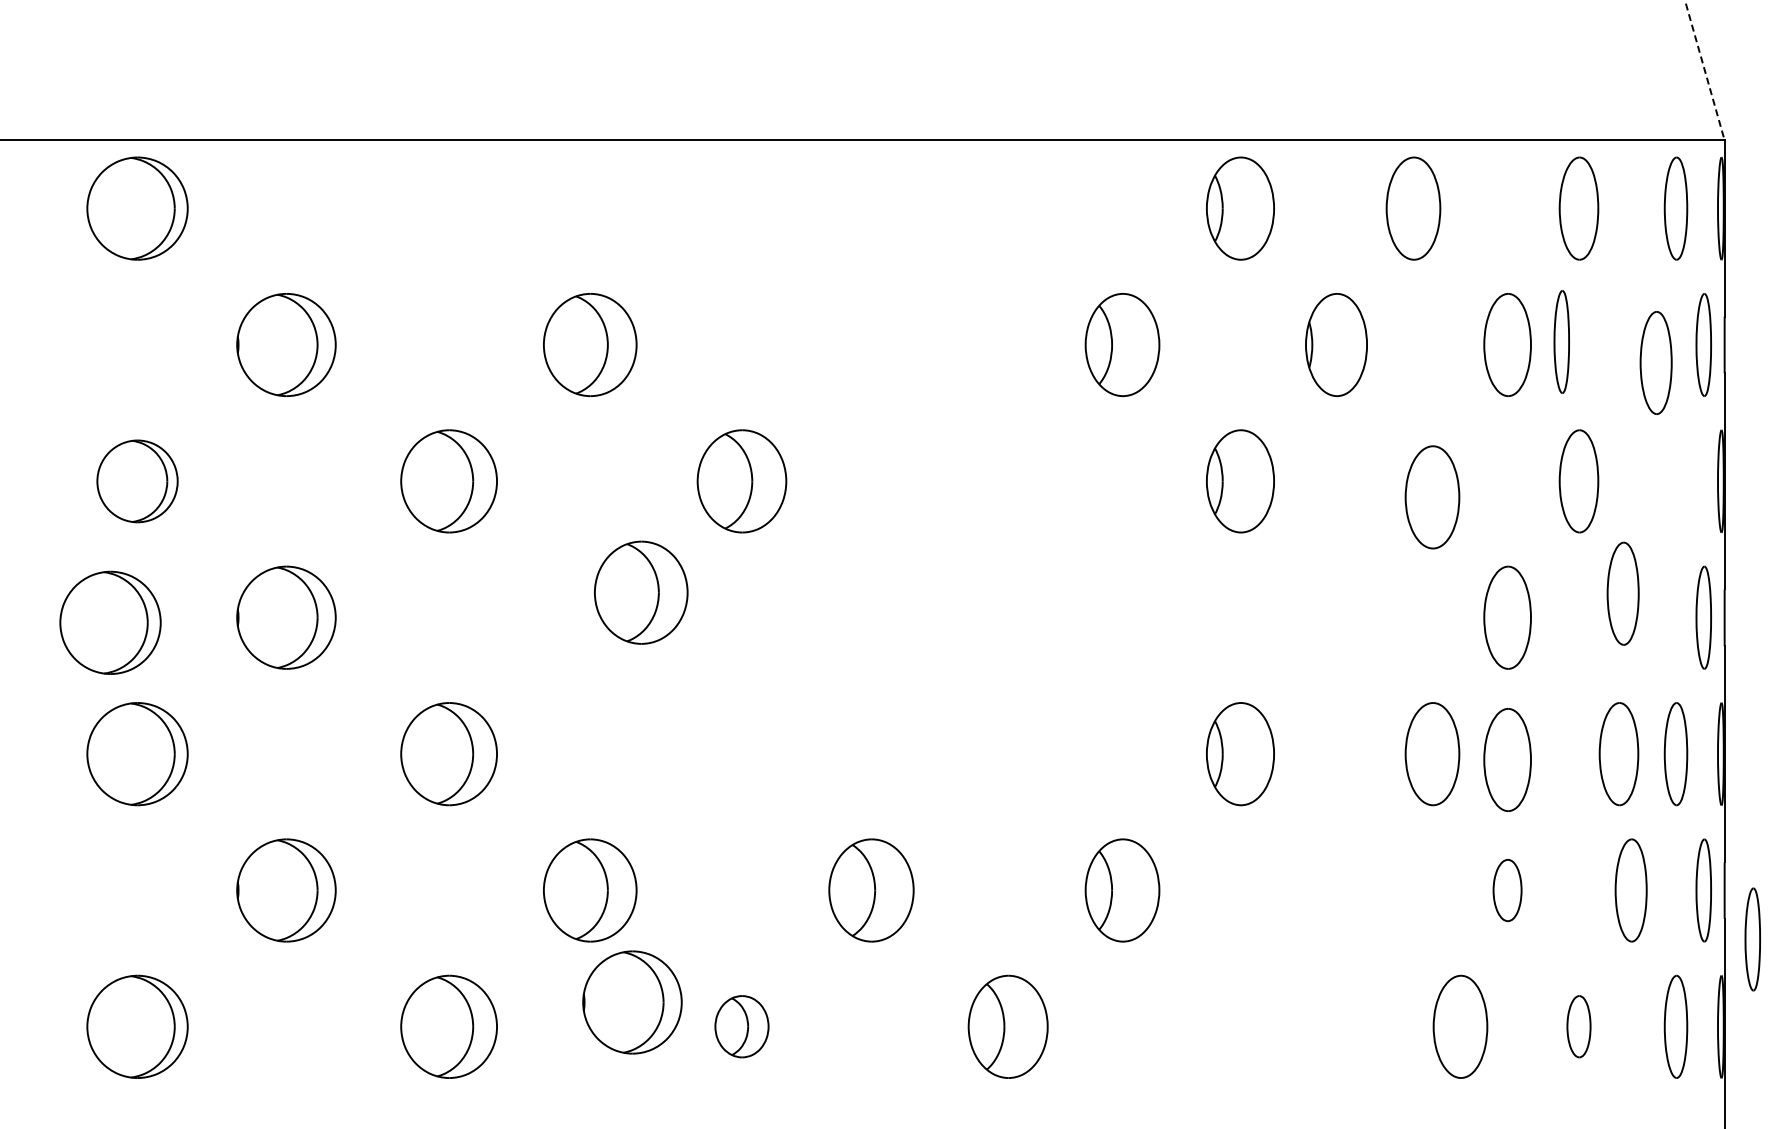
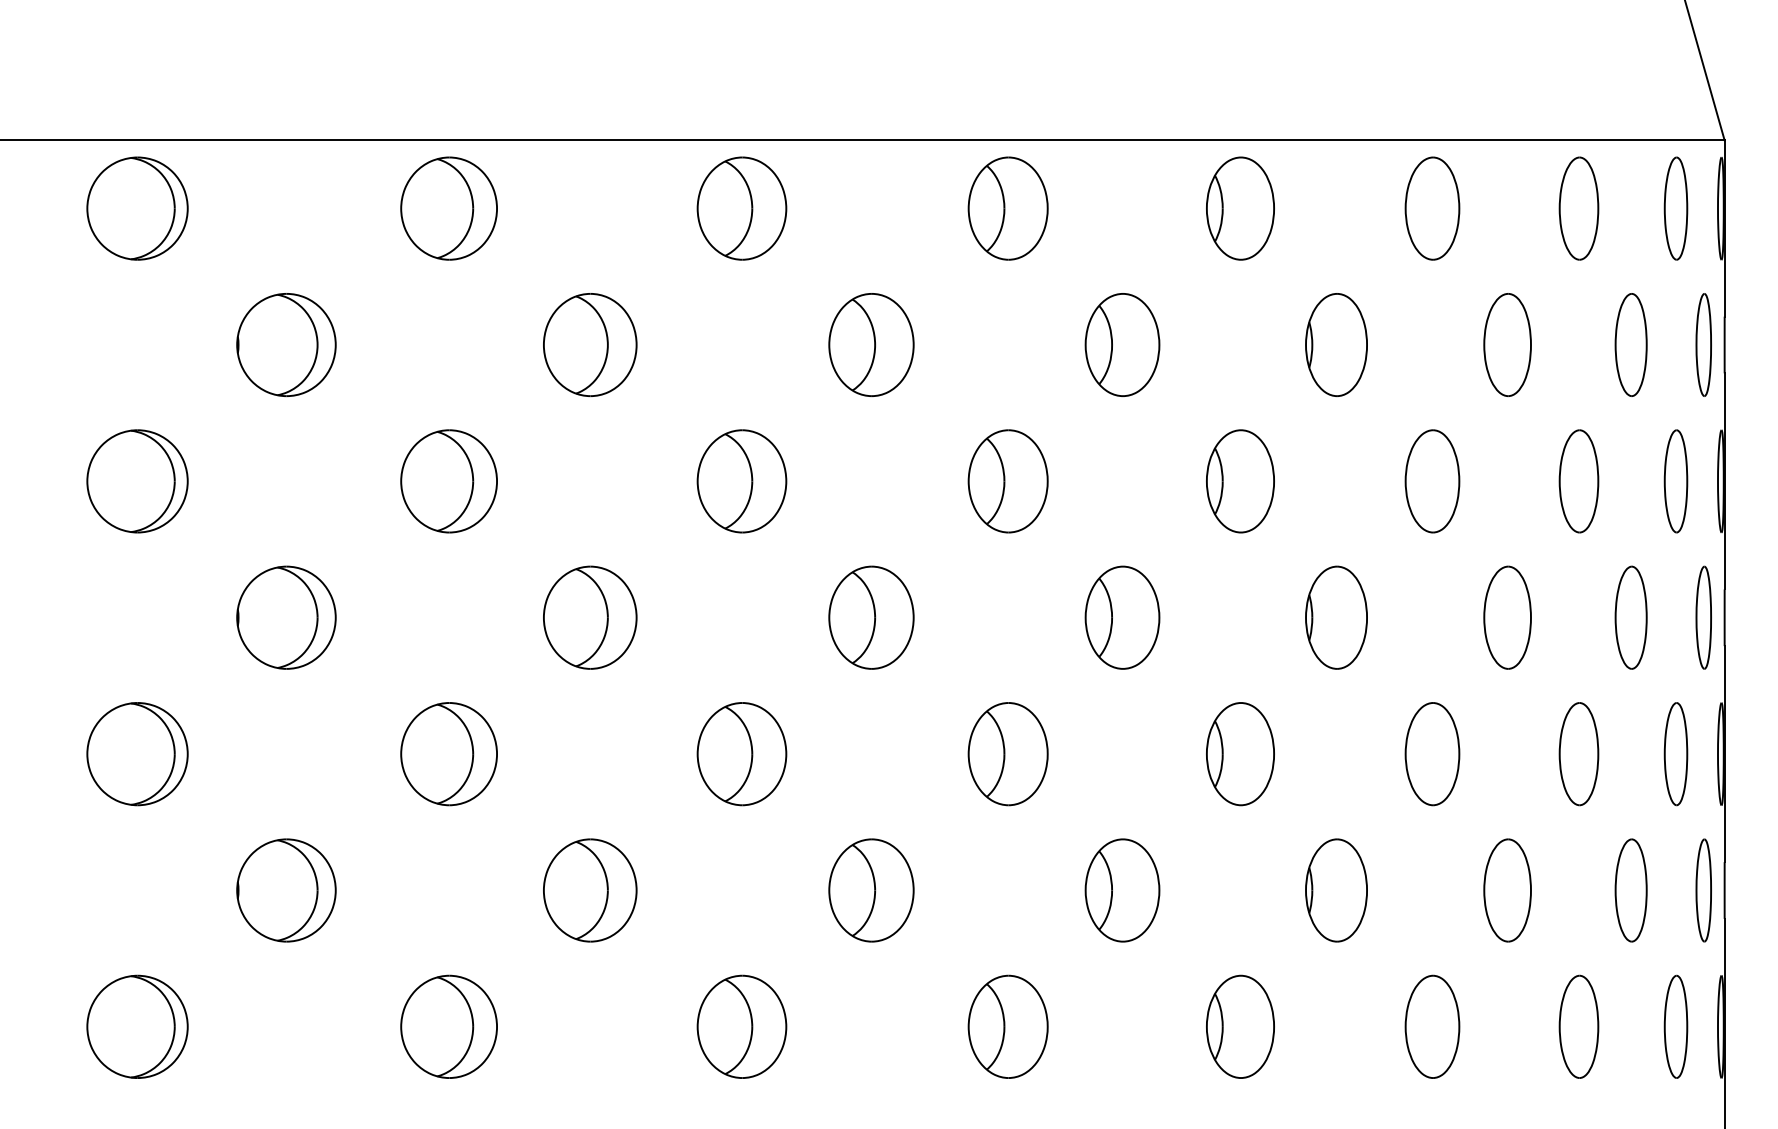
line: dashed -> solid (1704, 70)
part: none -> present (448, 208)
part: none -> present (741, 208)
part: none -> present (1007, 208)
part position: (1413, 208) -> (1432, 208) (1432, 208)
part: present -> none (1561, 341)
part: none -> present (871, 344)
part position: (1655, 362) -> (1630, 344) (1630, 344)
part size: 83x85 px -> 103x105 px (137, 481)
part: none -> present (1007, 481)
part: none -> present (1675, 481)
part position: (1432, 497) -> (1432, 481) (1432, 481)
part position: (641, 592) -> (590, 617) (590, 617)
part position: (1622, 593) -> (1630, 617) (1630, 617)
part: none -> present (871, 617)
part: none -> present (1122, 617)
part: none -> present (1336, 617)
part: present -> none (110, 622)
part: none -> present (741, 754)
part: none -> present (1007, 754)
part position: (1618, 754) -> (1578, 754) (1578, 754)
part: present -> none (1507, 759)
part: none -> present (1336, 890)
part size: 31x63 px -> 49x105 px (1507, 890)
part: present -> none (1752, 939)
part: present -> none (632, 1002)
part size: 56x64 px -> 92x105 px (741, 1026)
part: none -> present (1240, 1026)
part position: (1460, 1026) -> (1432, 1026) (1432, 1026)
part size: 26x64 px -> 42x105 px (1578, 1026)
